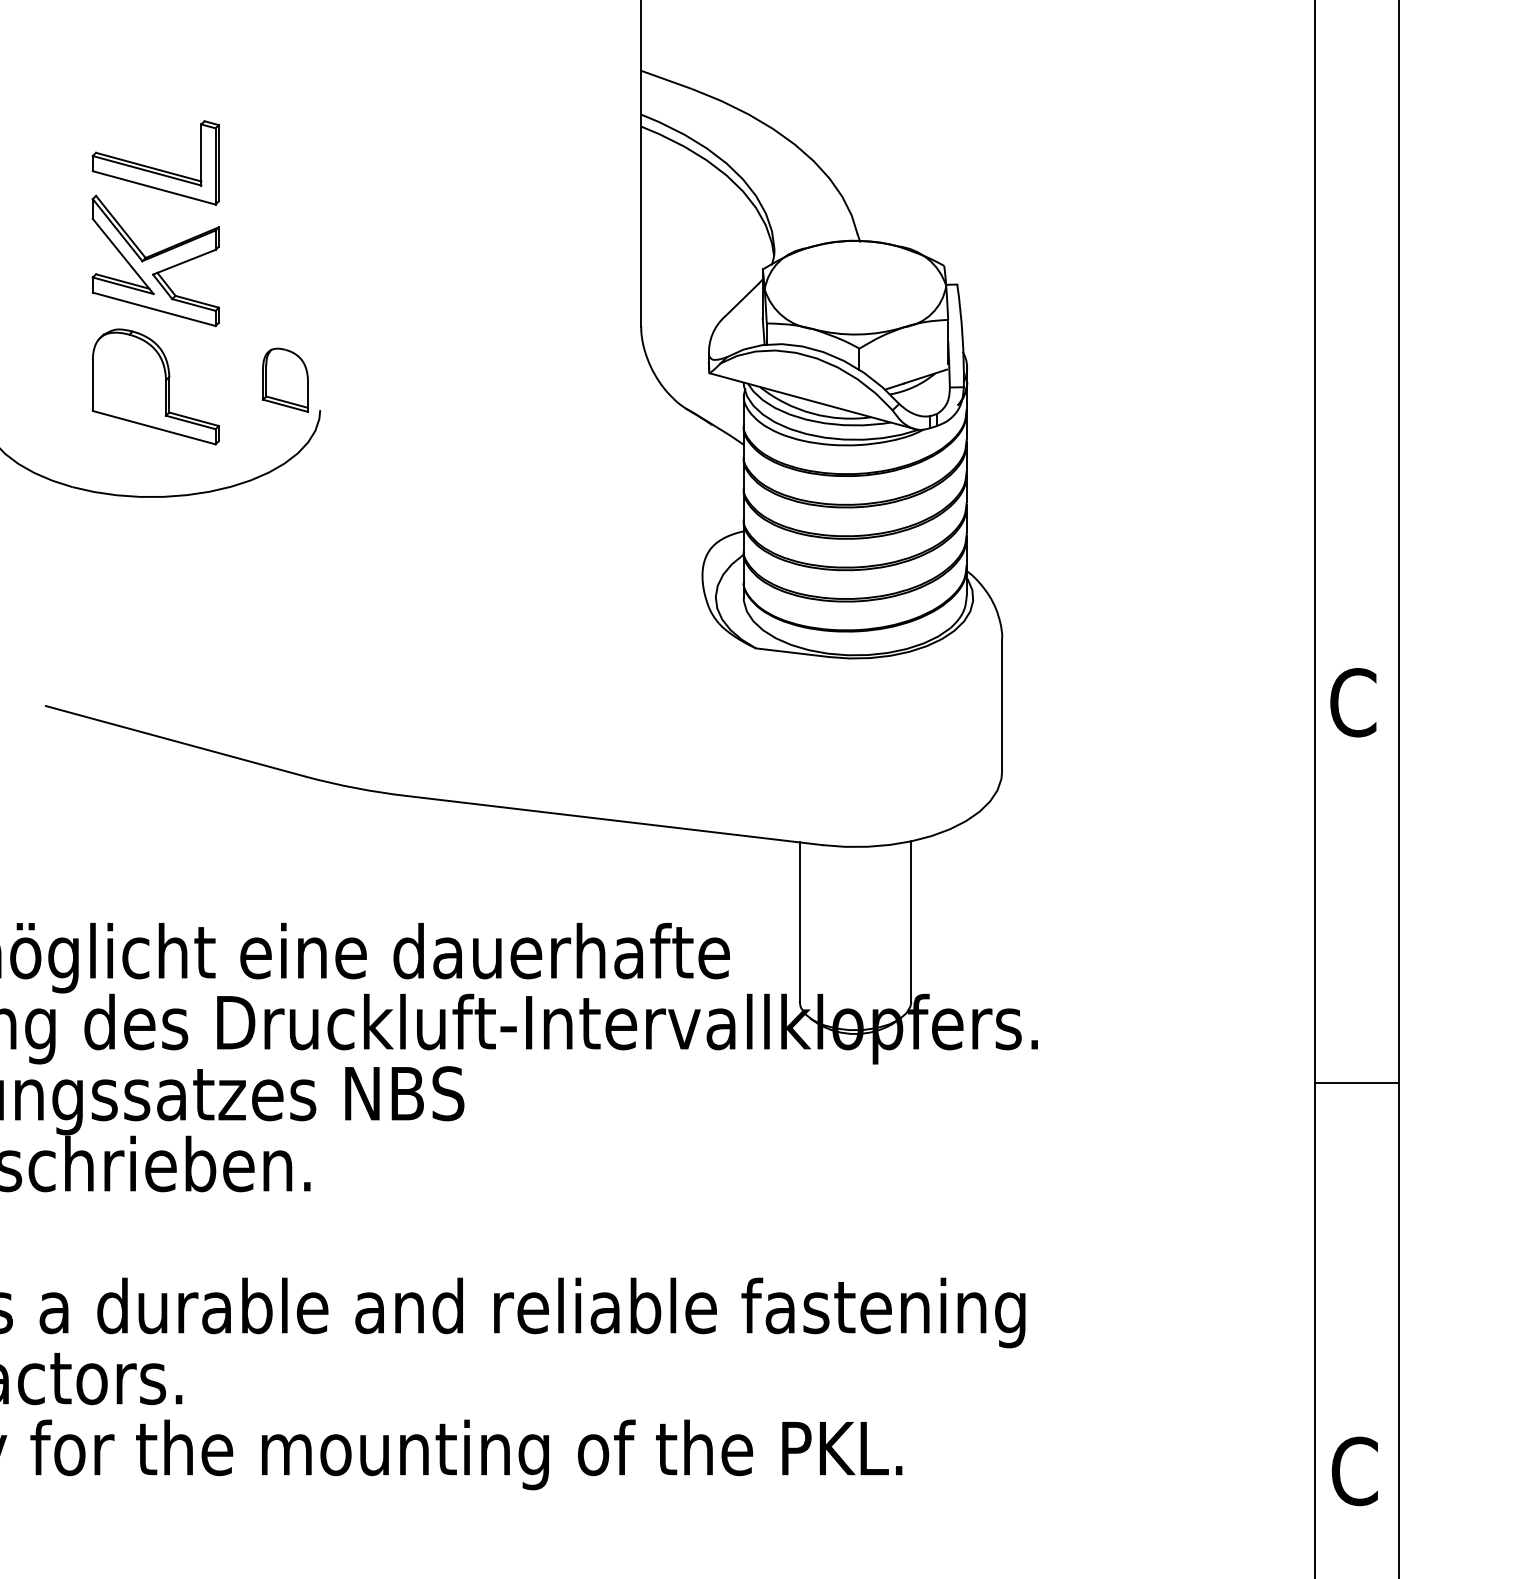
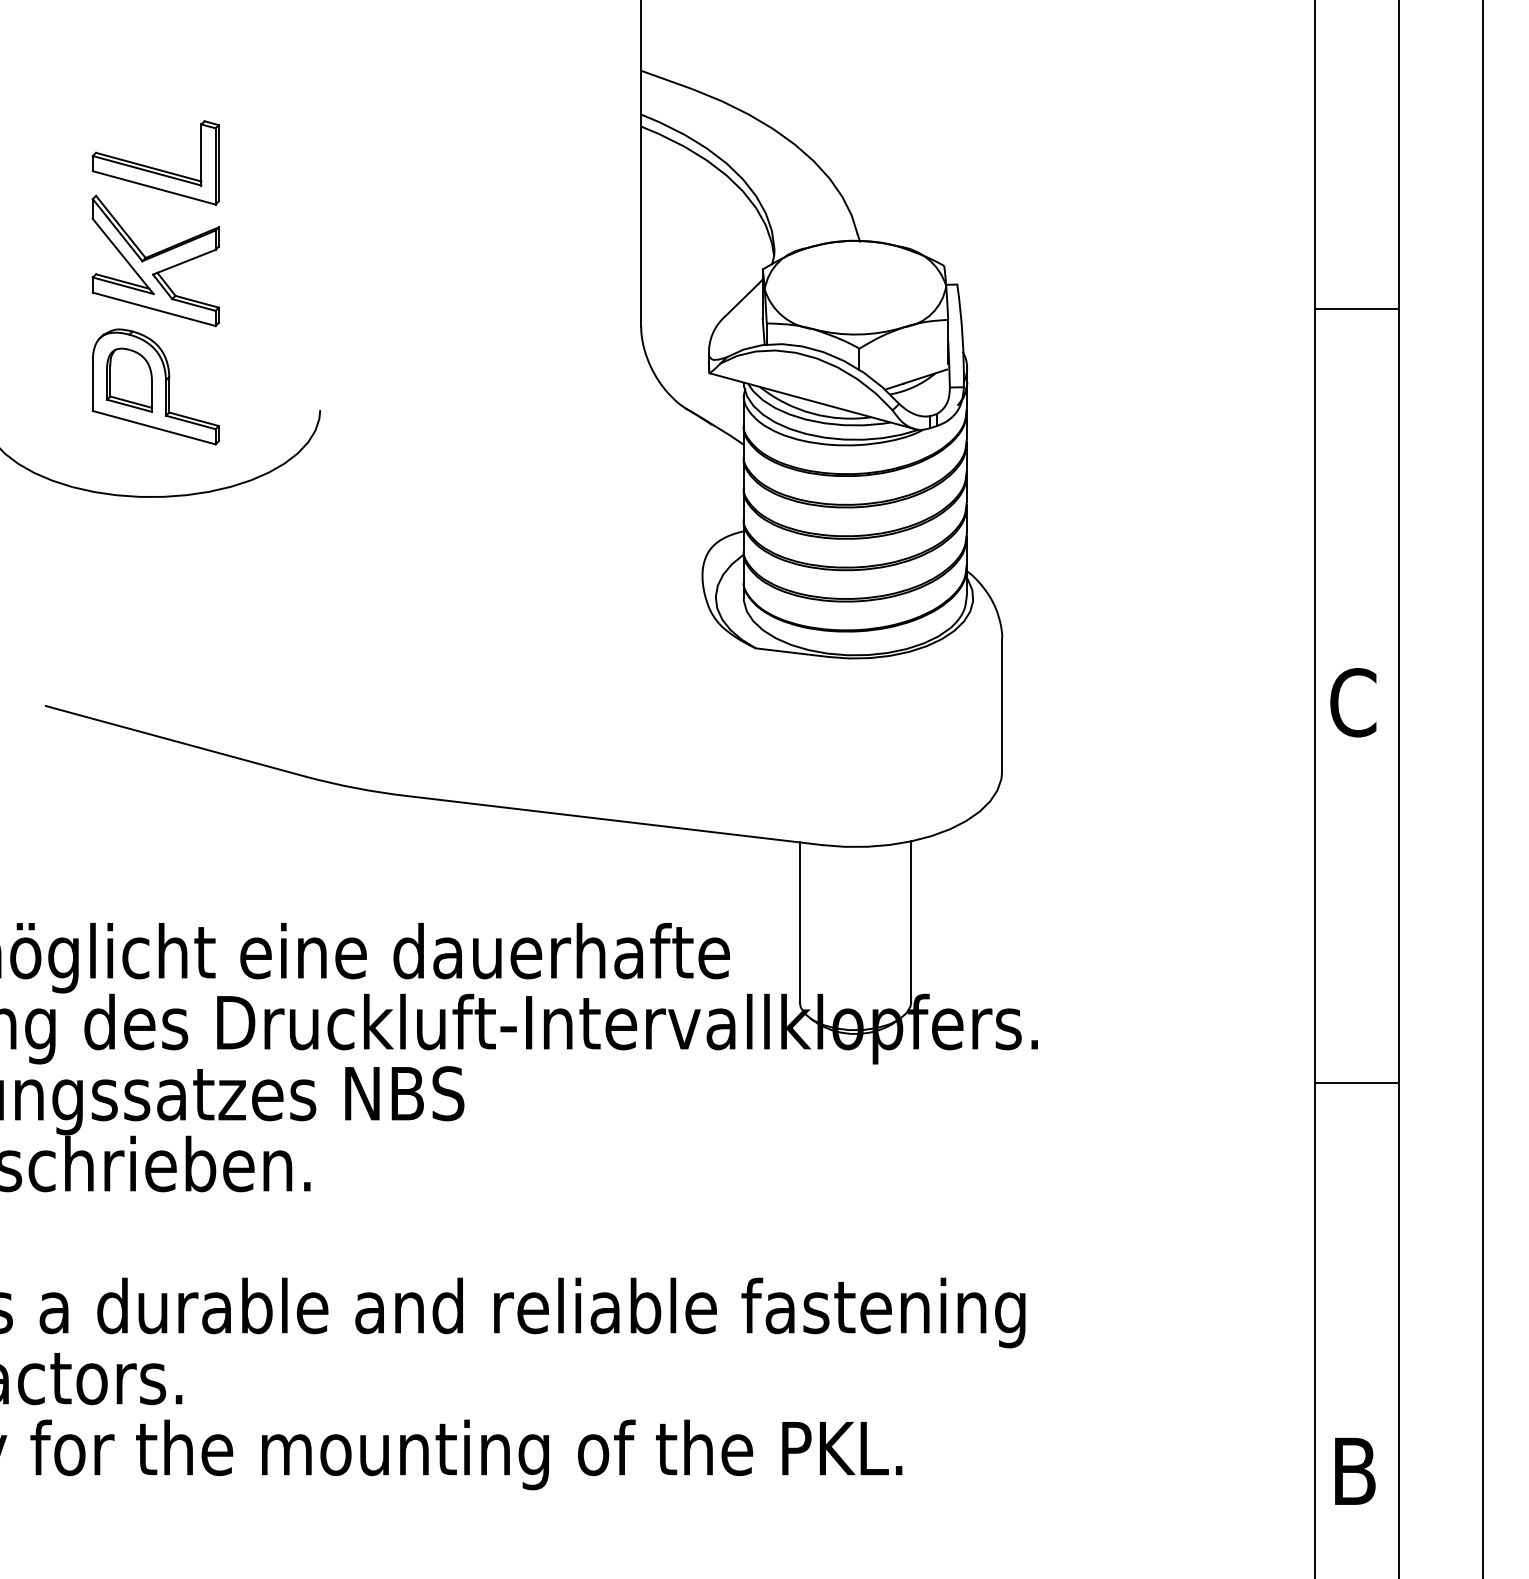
line: none -> present (1357, 308)
part position: (285, 379) -> (129, 379) (129, 379)
line: none -> present (1483, 788)
text: C -> B (1354, 1471)
